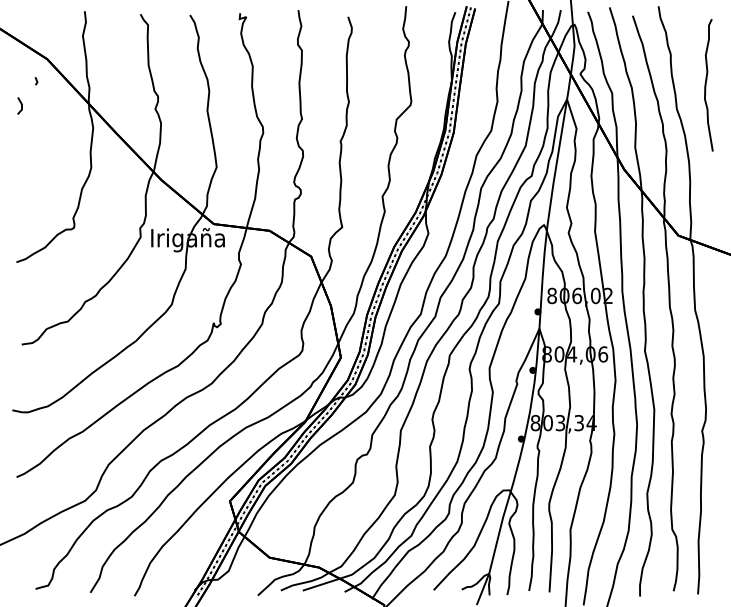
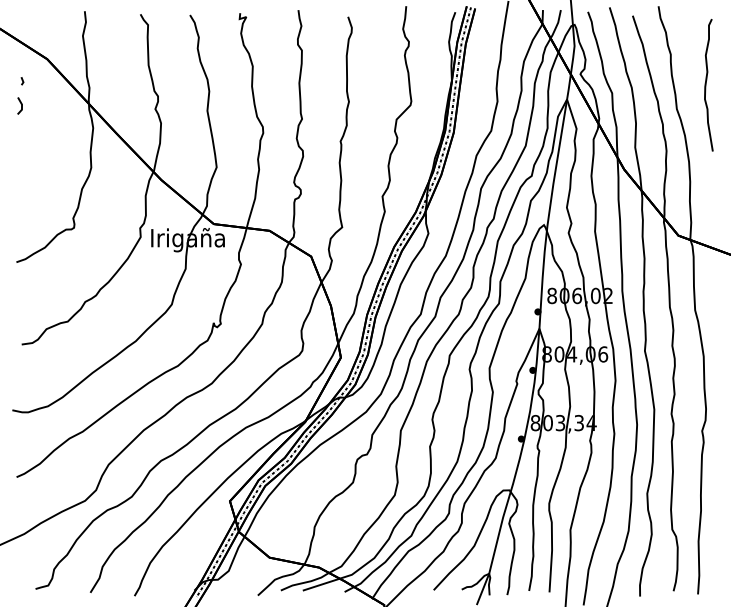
line position: (36, 81) -> (22, 81) (22, 81)
